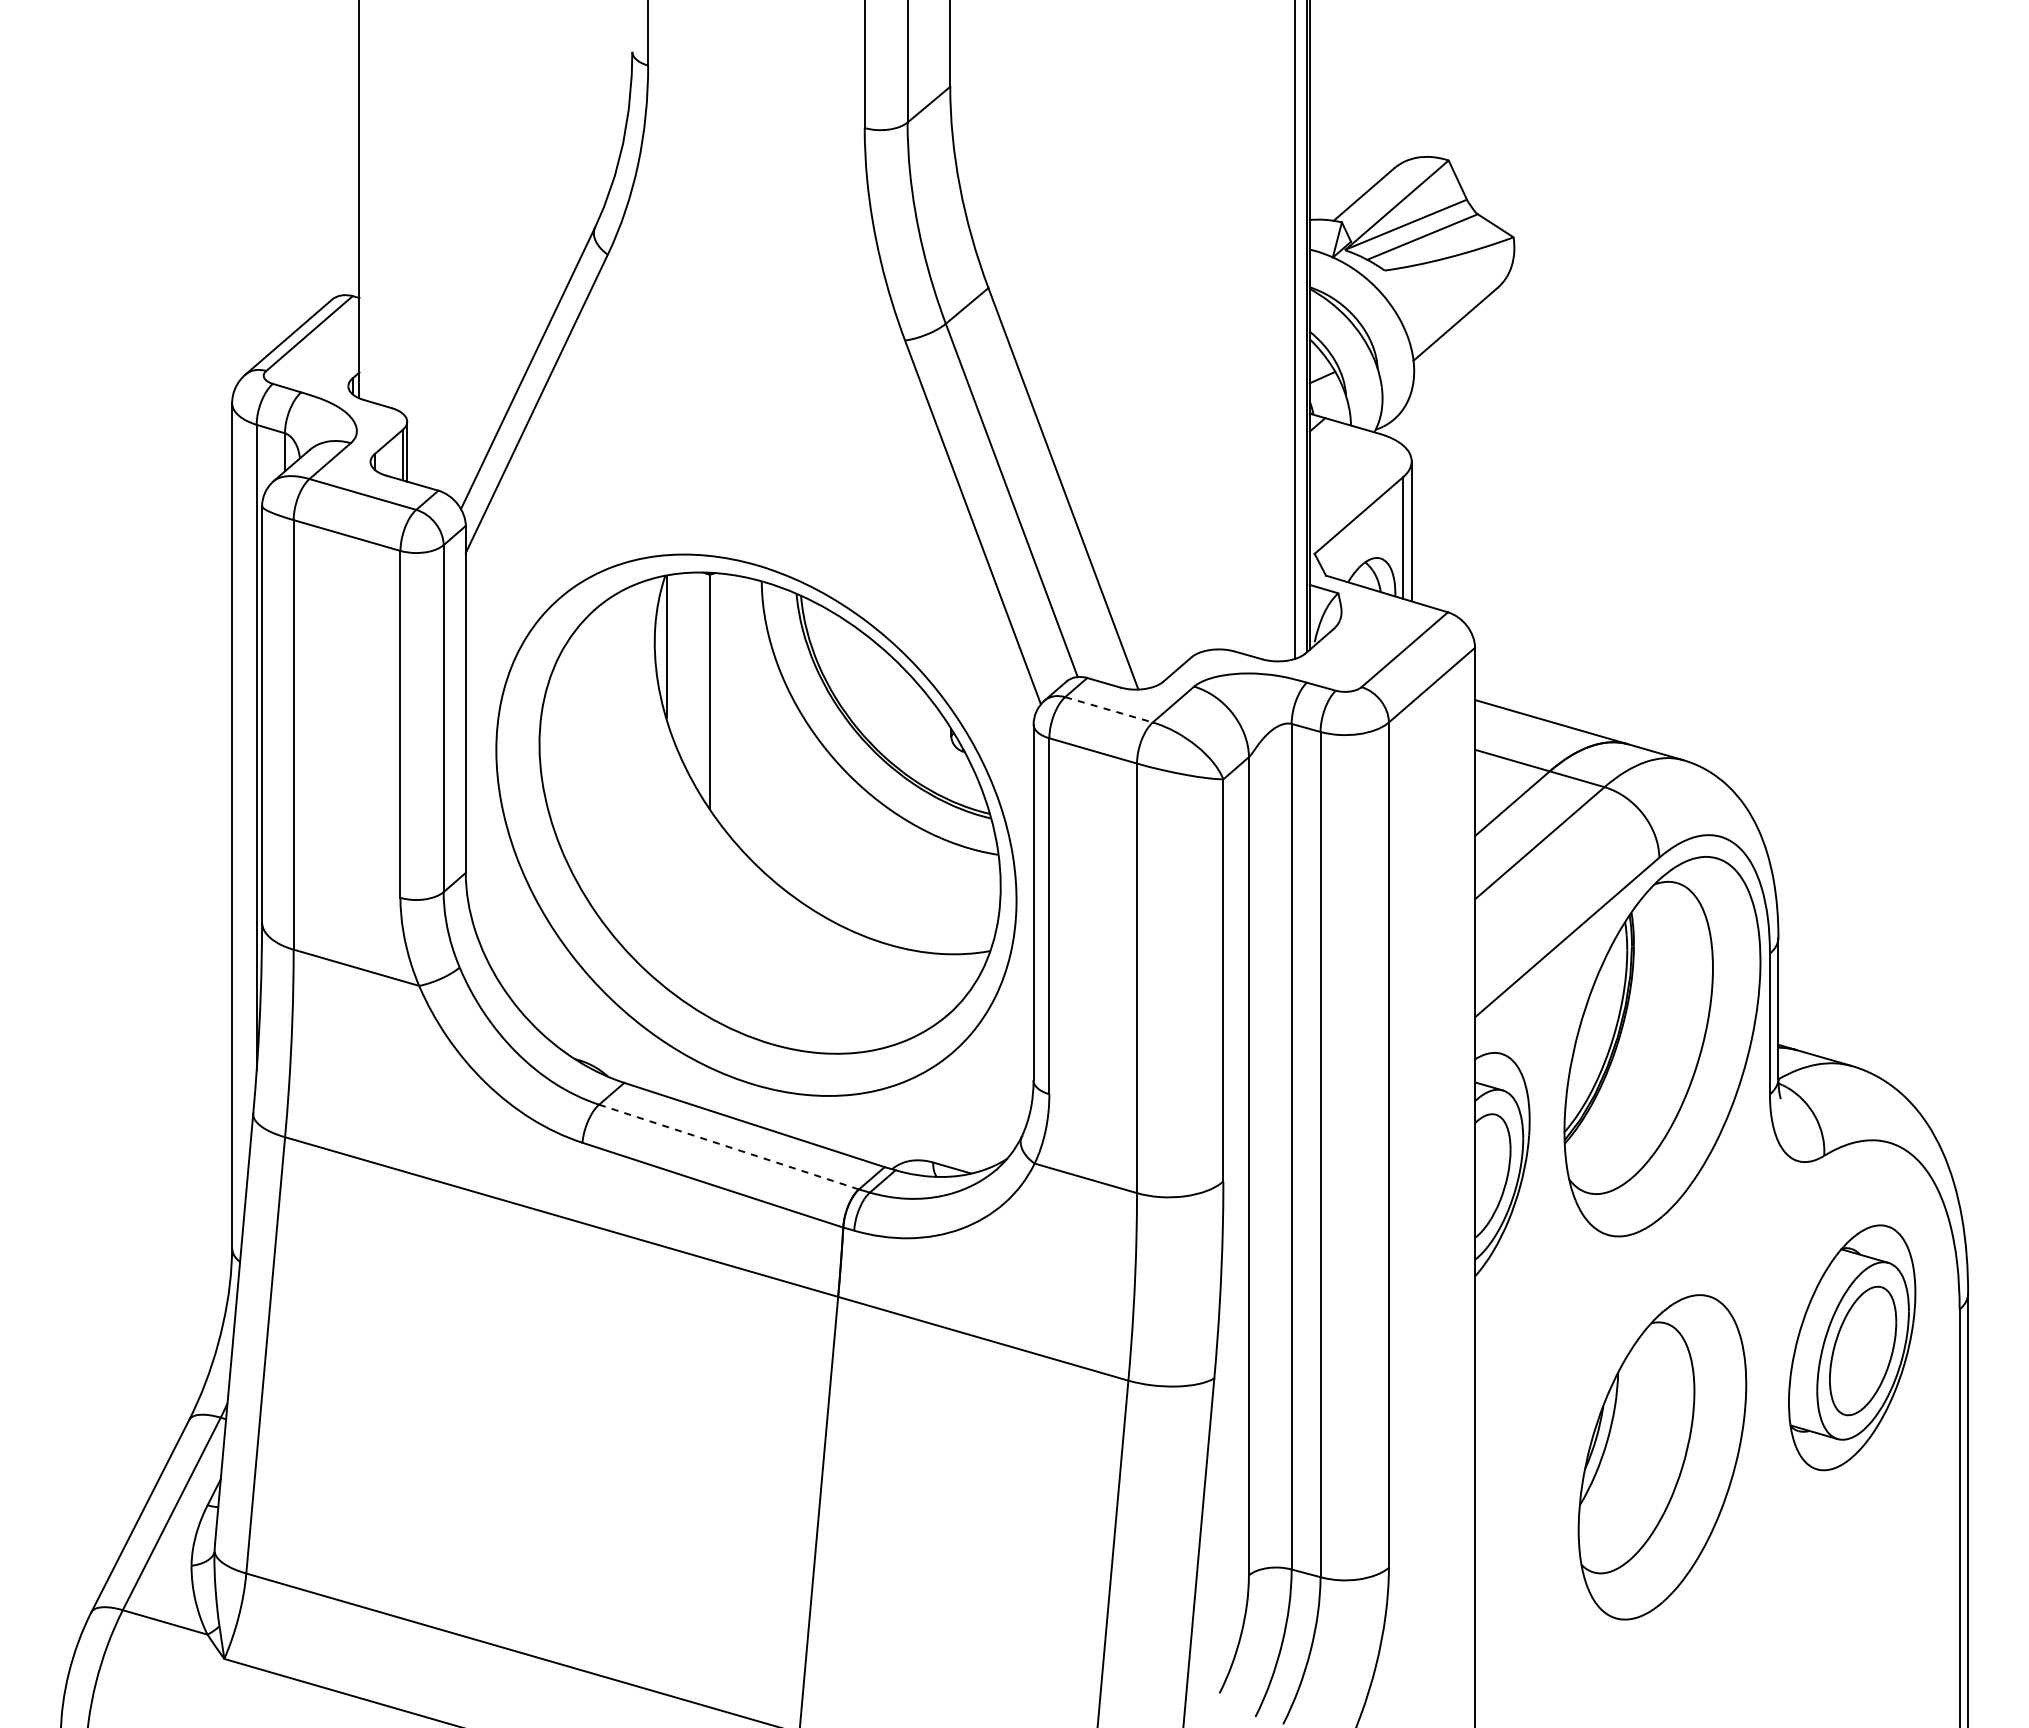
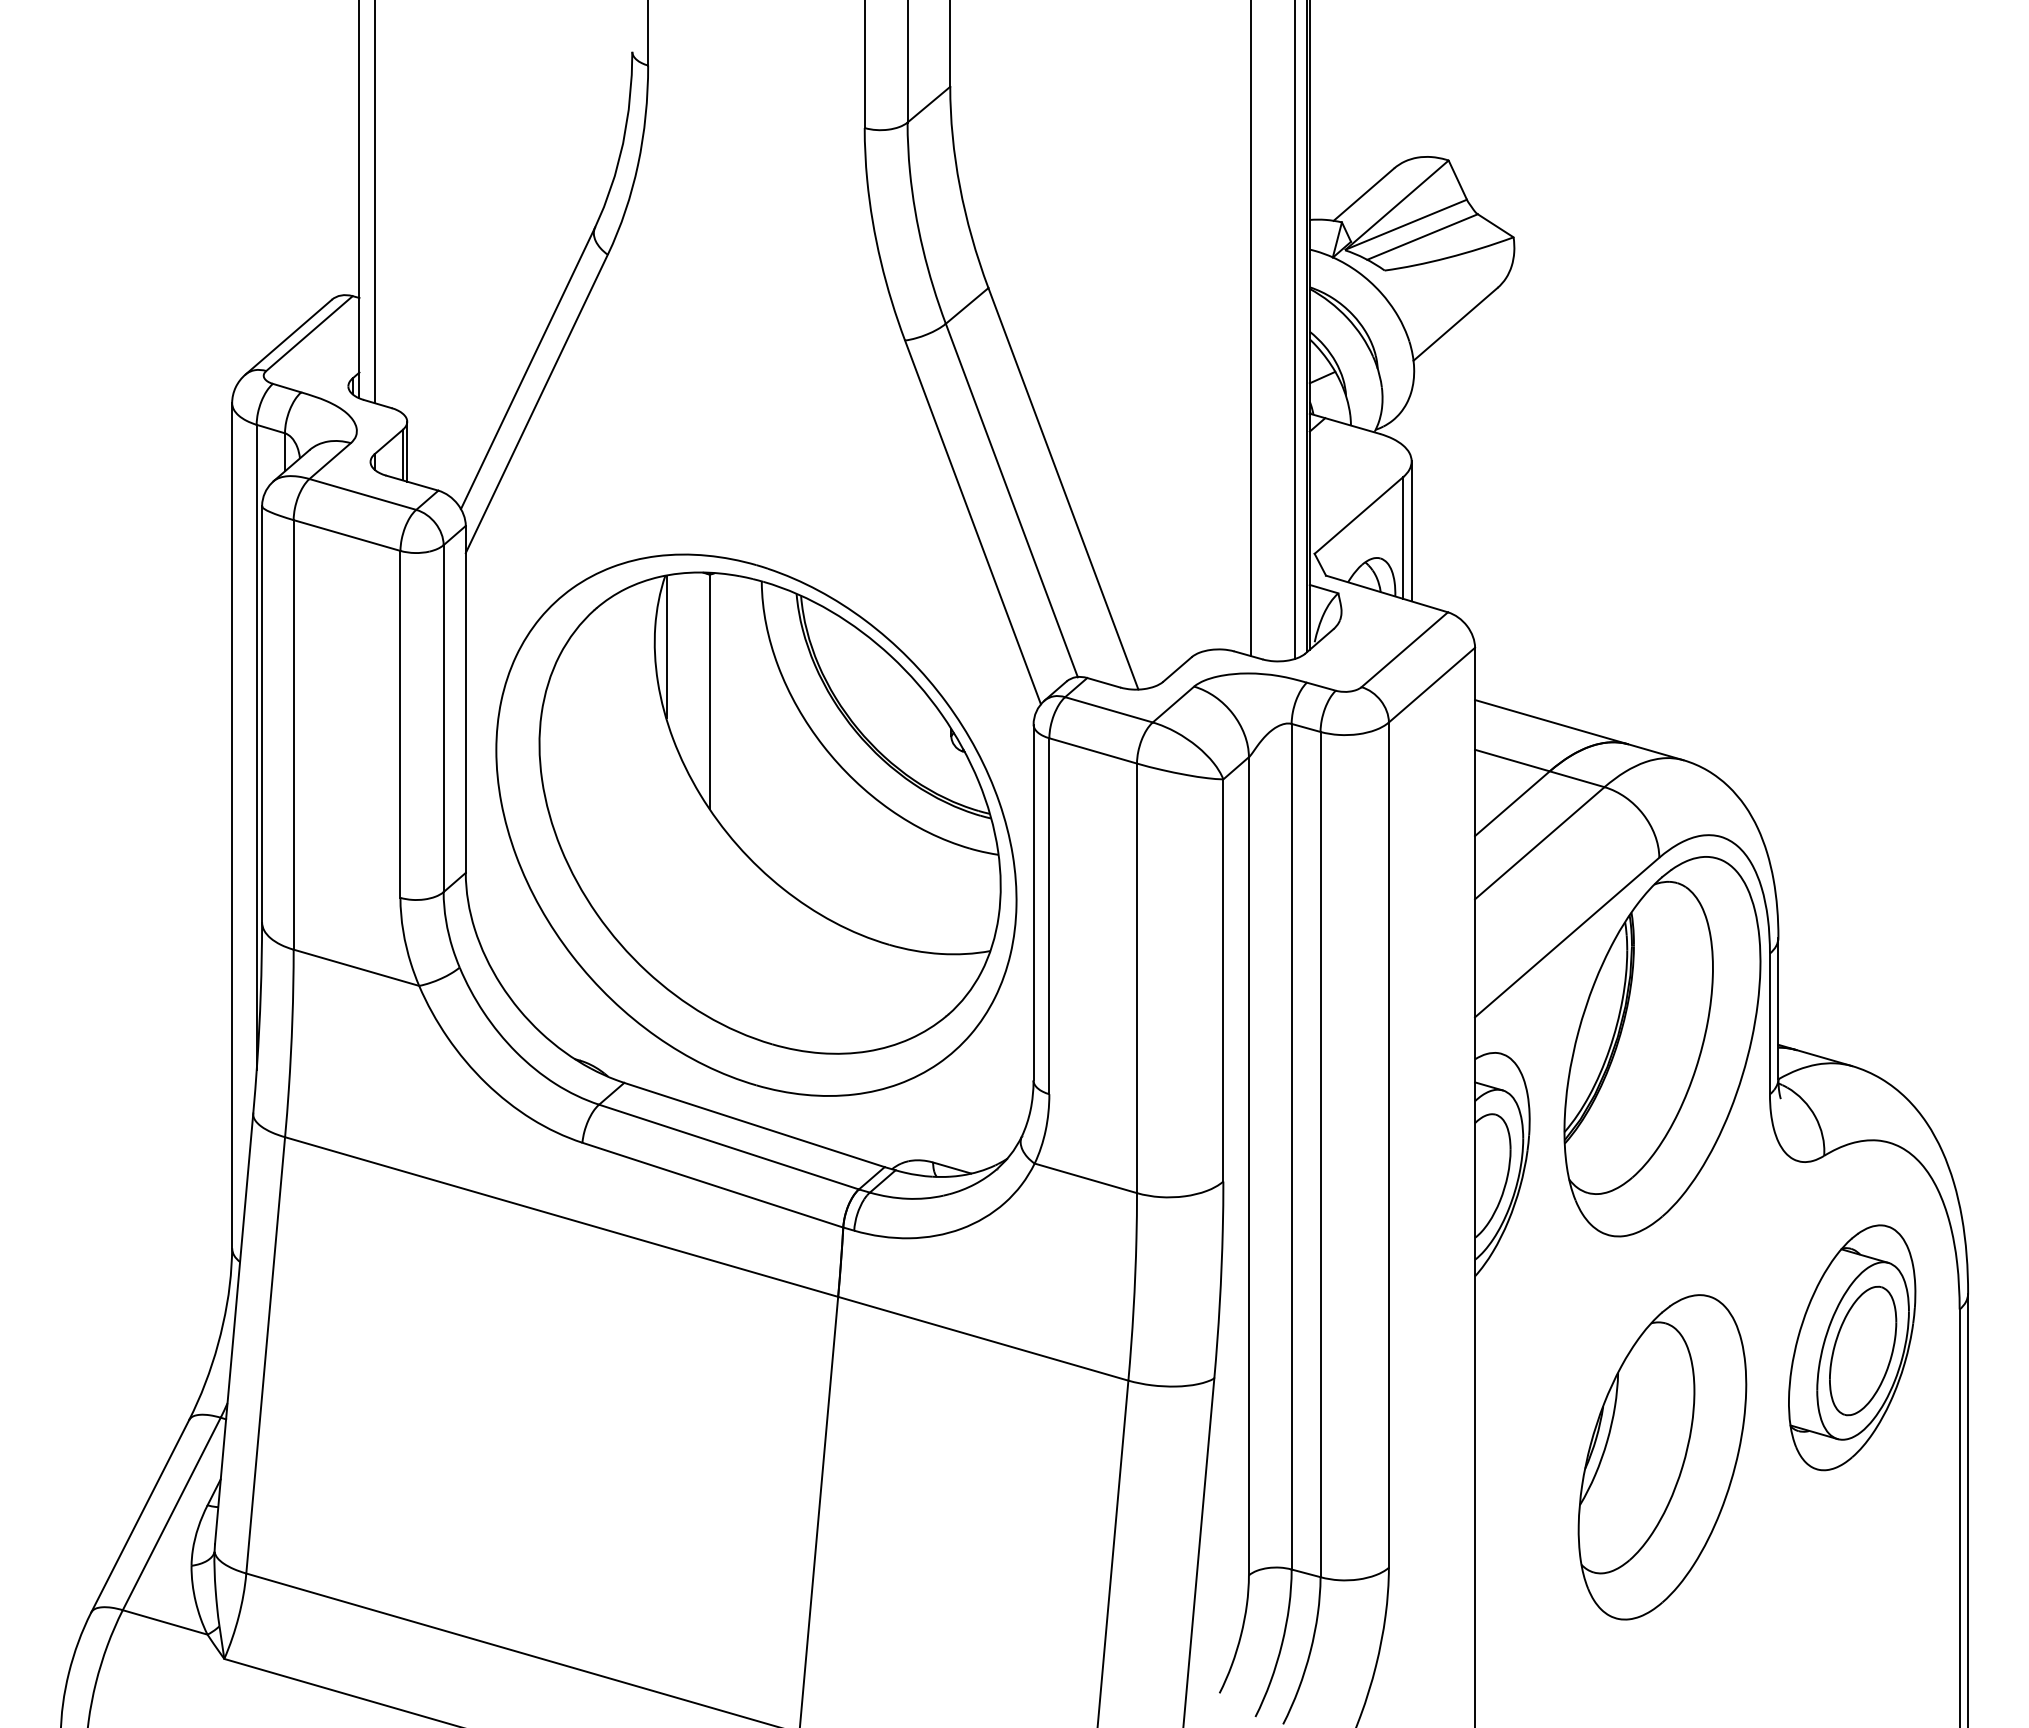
line: none -> present (375, 202)
line: none -> present (1251, 329)
line: dashed -> solid (1108, 709)
line: dashed -> solid (729, 1147)
